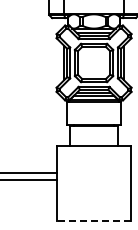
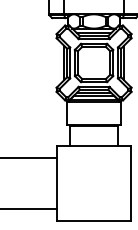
line position: (29, 173) -> (29, 158) (29, 158)
line position: (29, 179) -> (29, 208) (29, 208)
line: dashed -> solid (93, 220)
